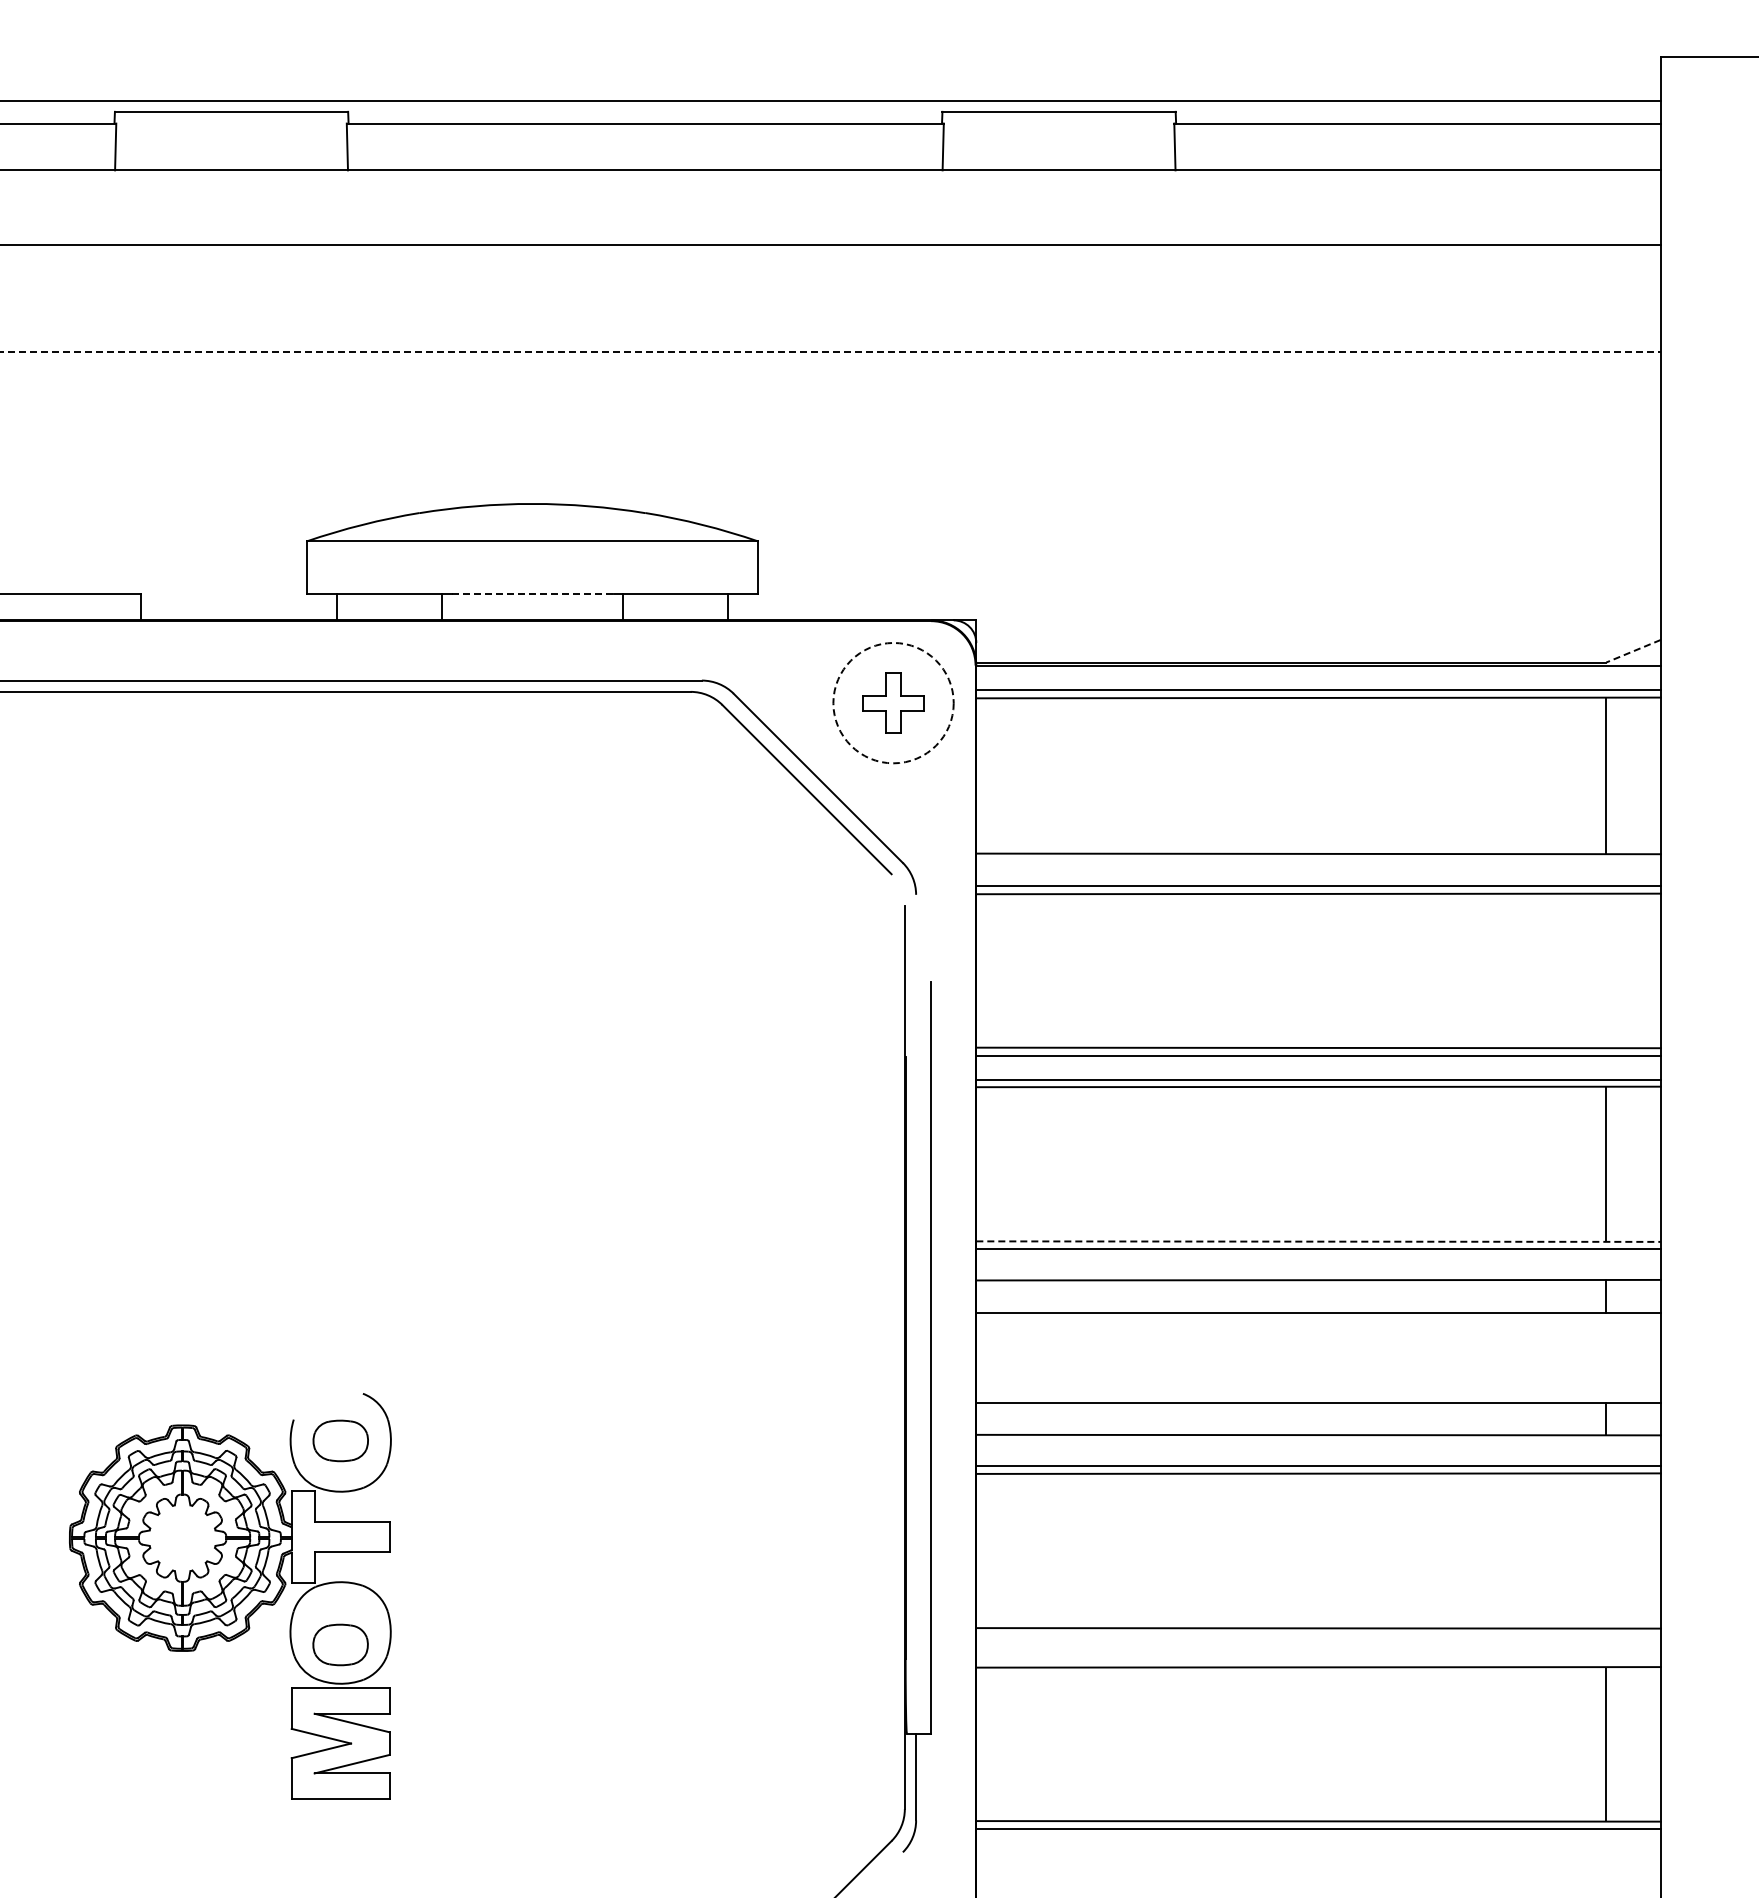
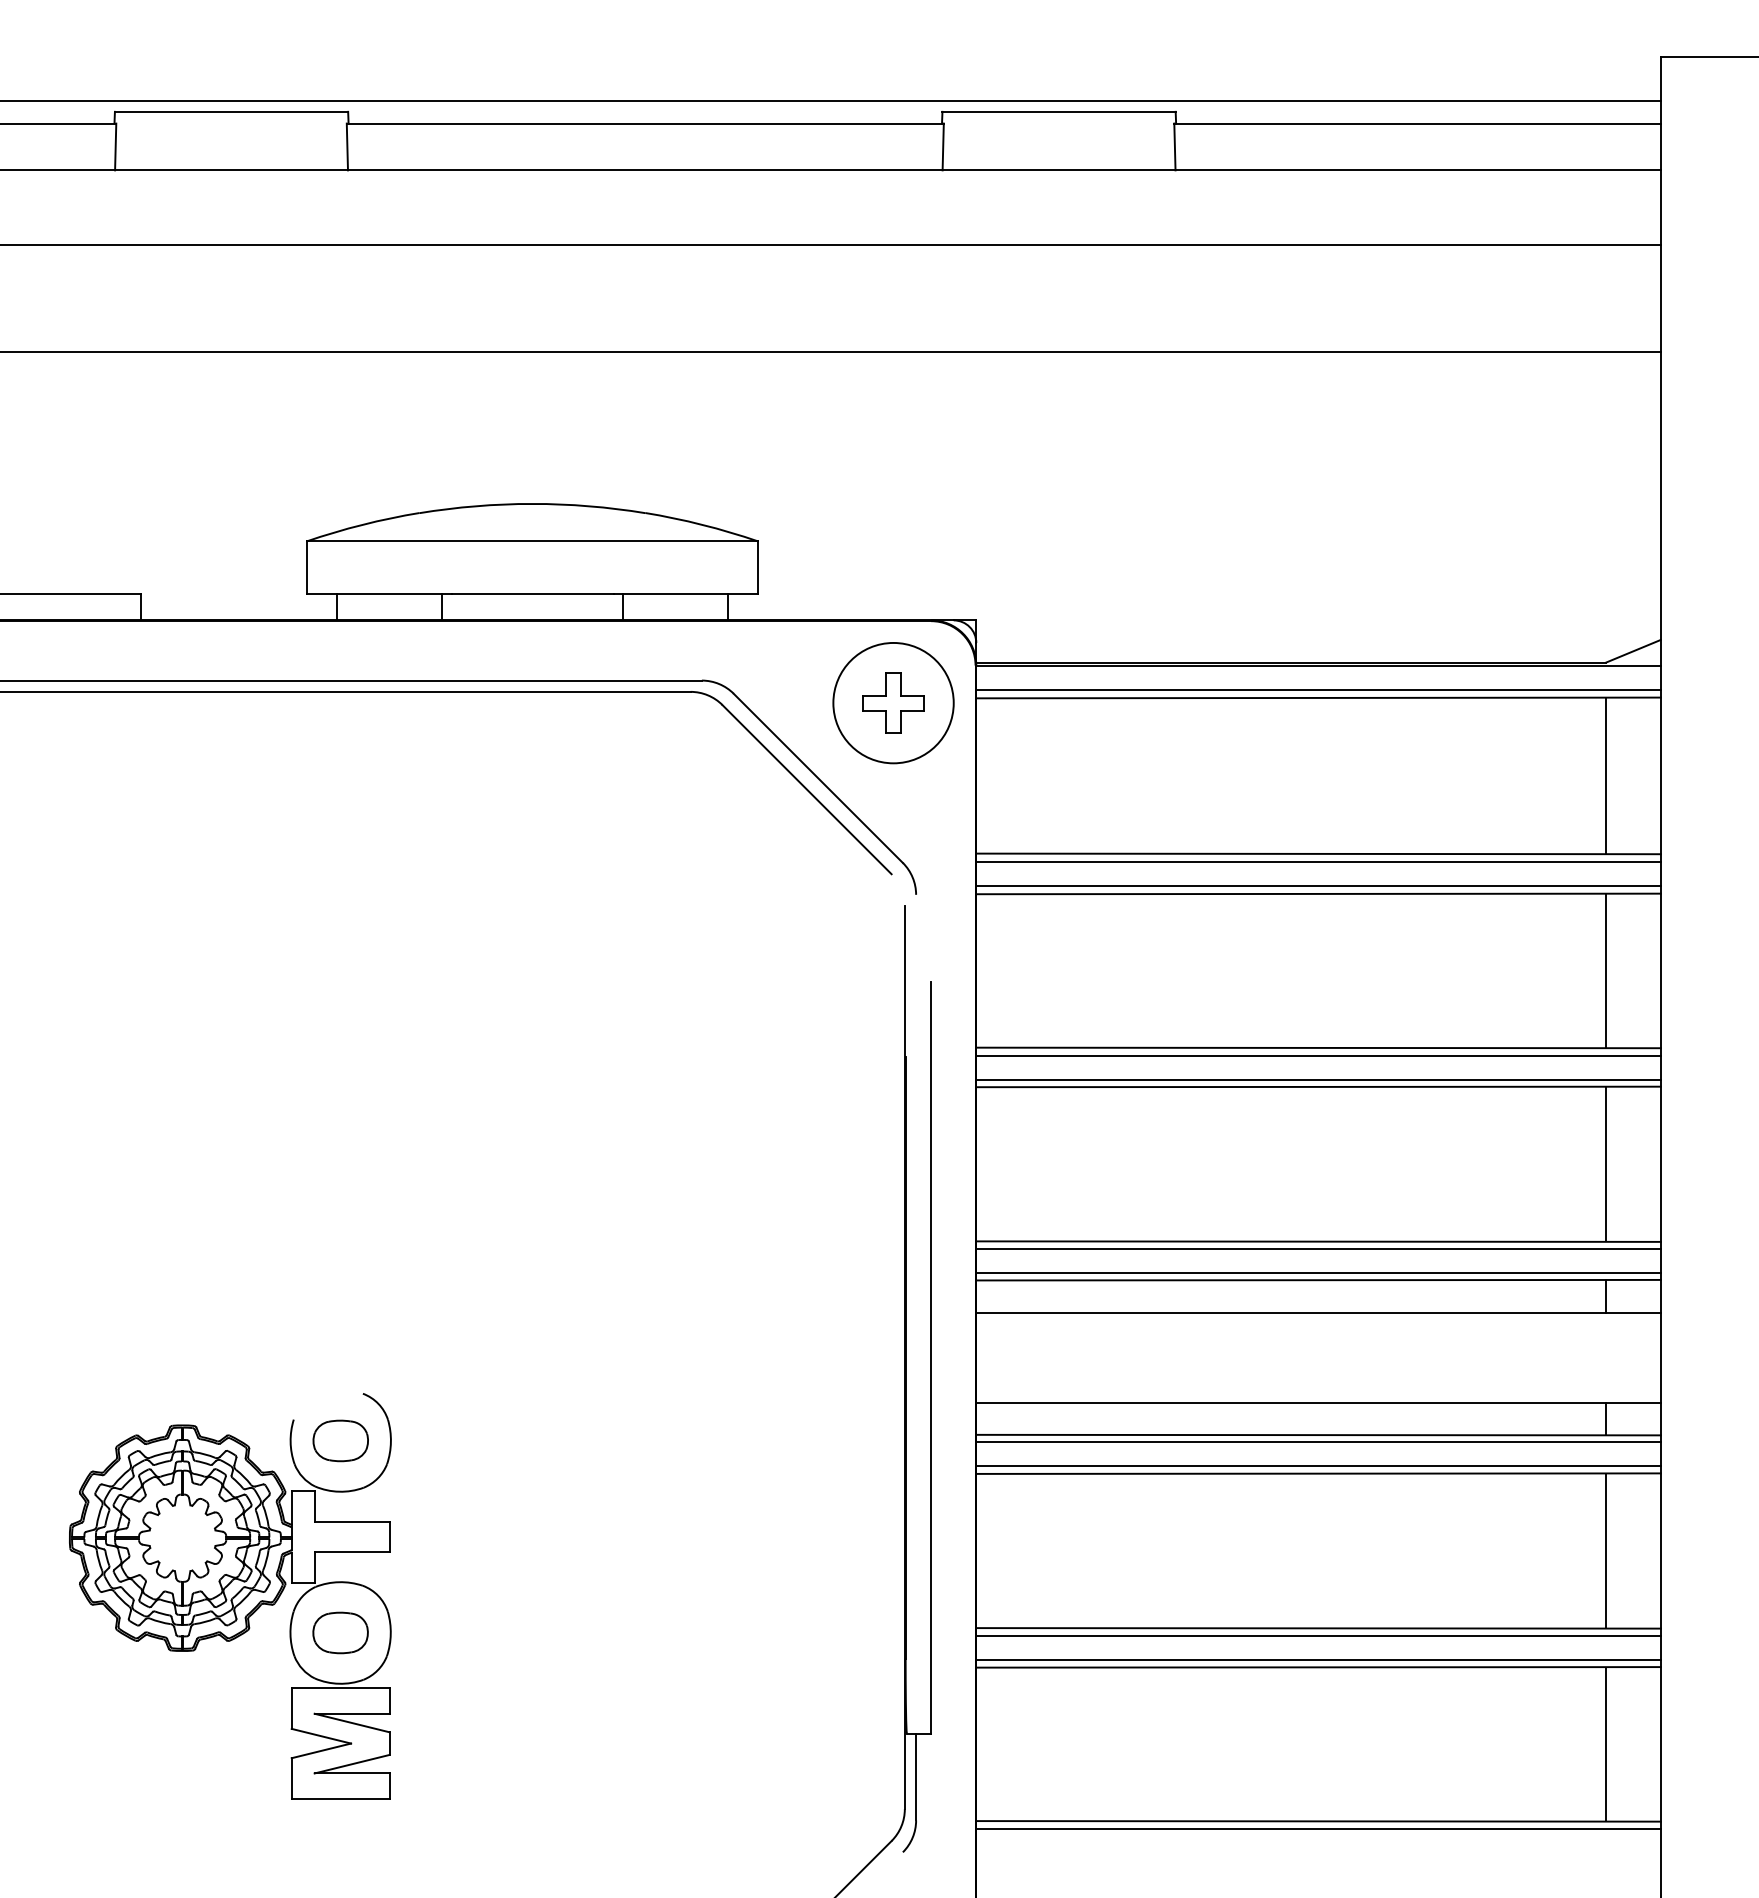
line: dashed -> solid (831, 351)
line: dashed -> solid (533, 594)
line: dashed -> solid (1633, 651)
circle: dashed -> solid (893, 702)
line: none -> present (1318, 862)
line: none -> present (1606, 970)
line: dashed -> solid (1319, 1241)
line: none -> present (1318, 1273)
line: none -> present (1318, 1442)
line: none -> present (1606, 1550)
line: none -> present (1318, 1635)
part position: (340, 1644) -> (340, 1632) (340, 1632)
line: none -> present (1318, 1659)
